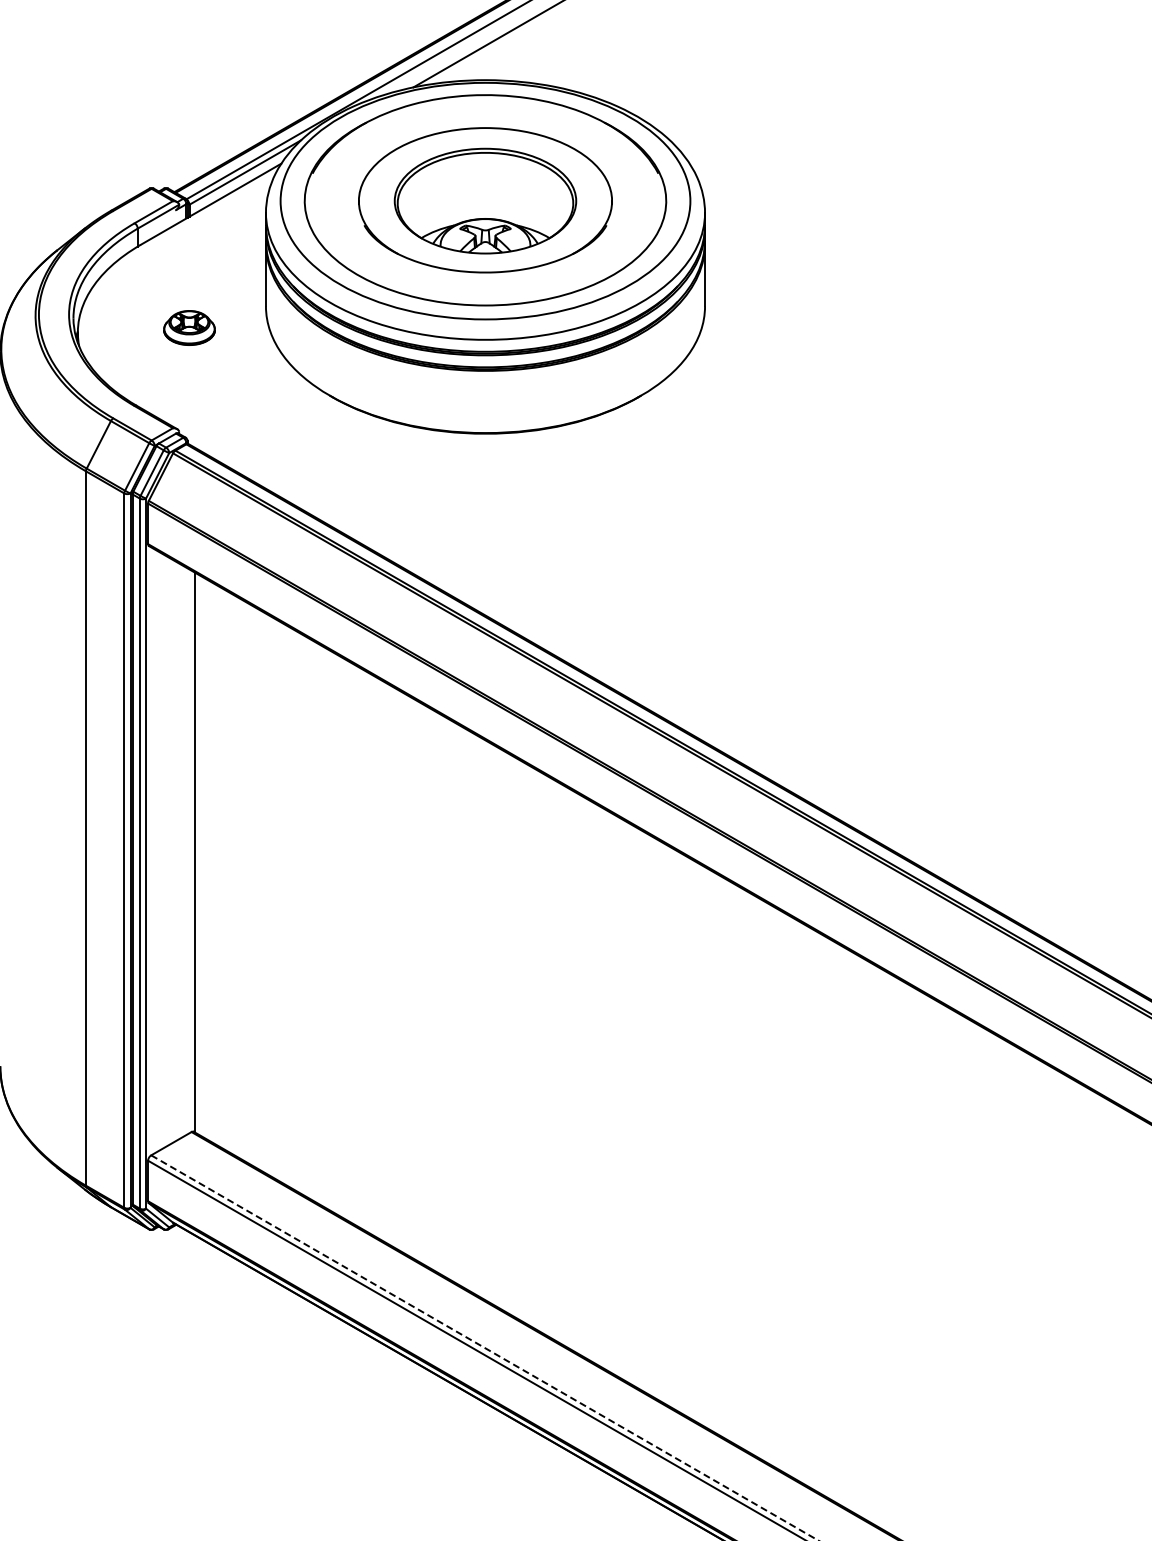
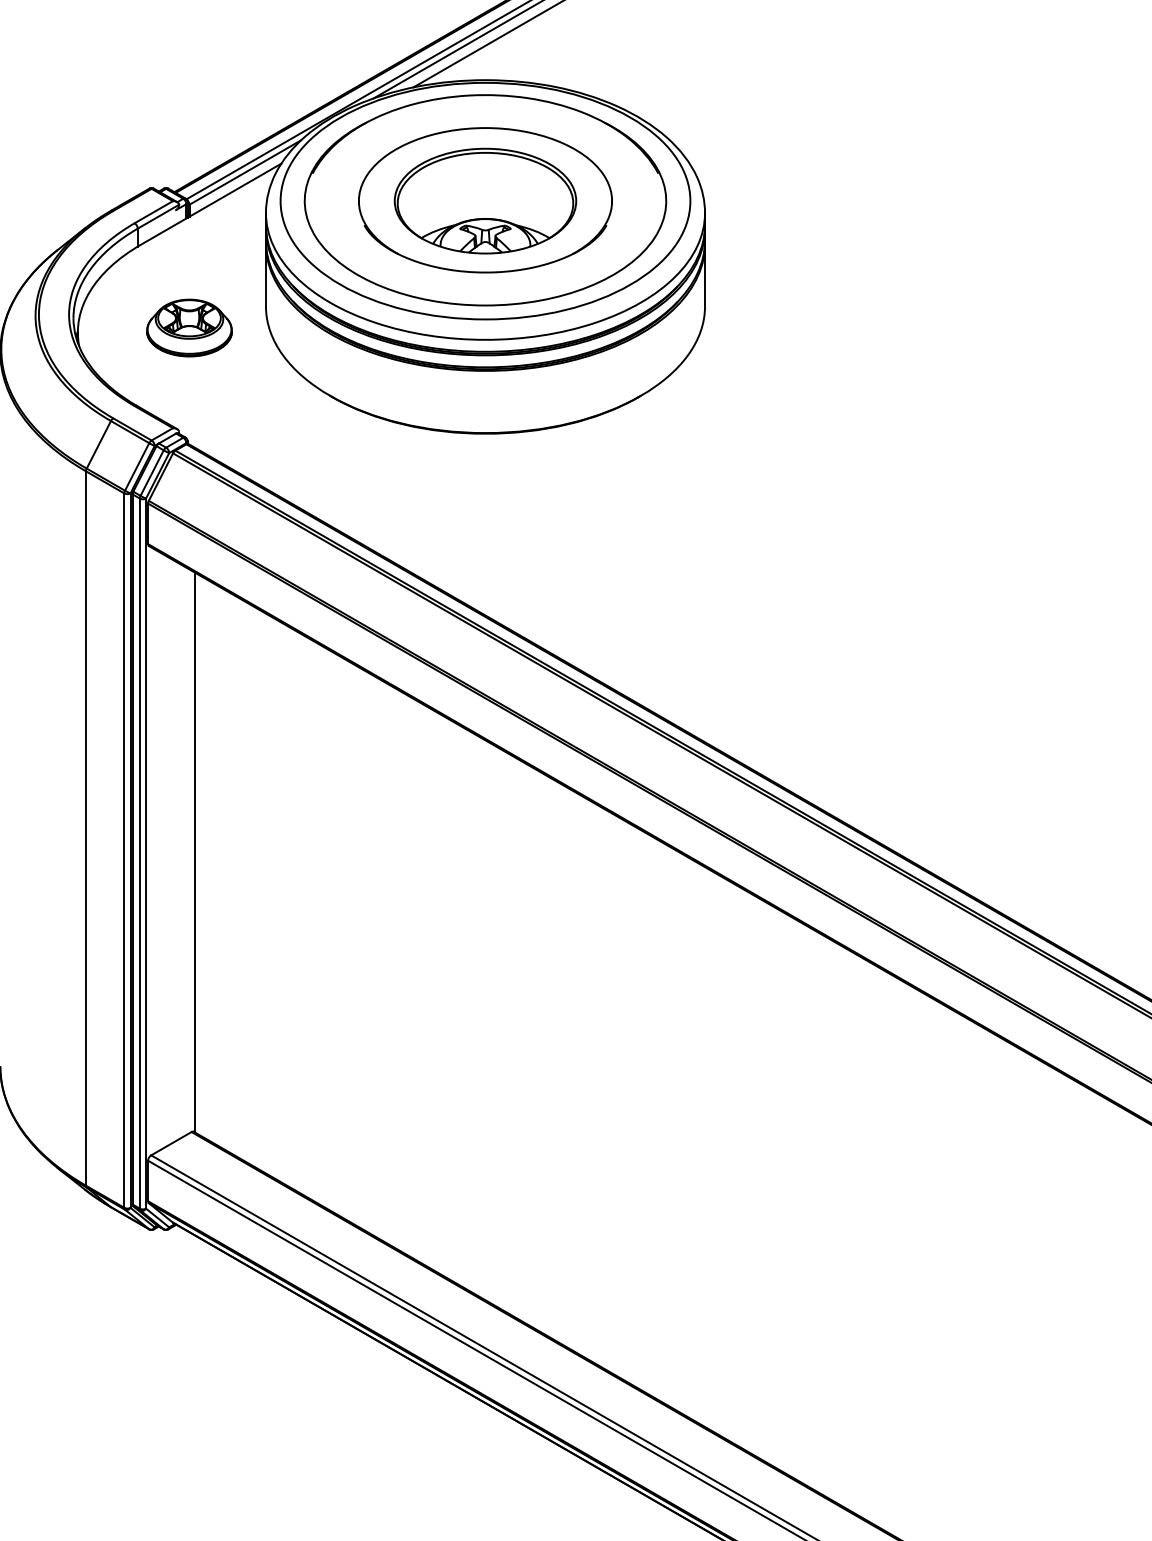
line: none -> present (456, 50)
part size: 53x36 px -> 87x60 px (189, 327)
line: dashed -> solid (485, 1348)
